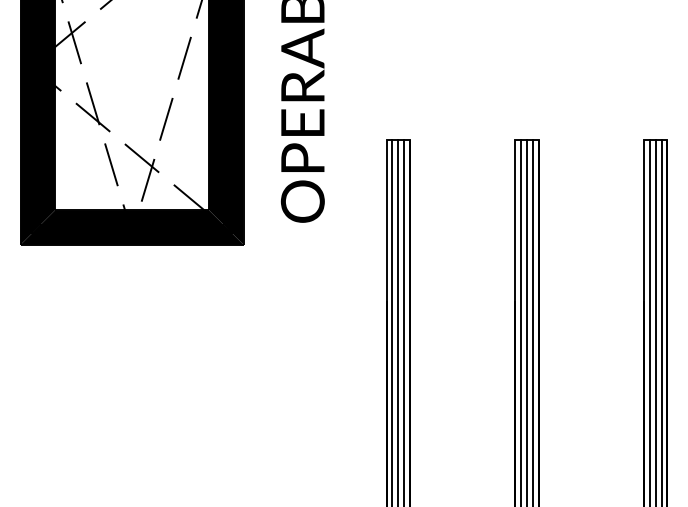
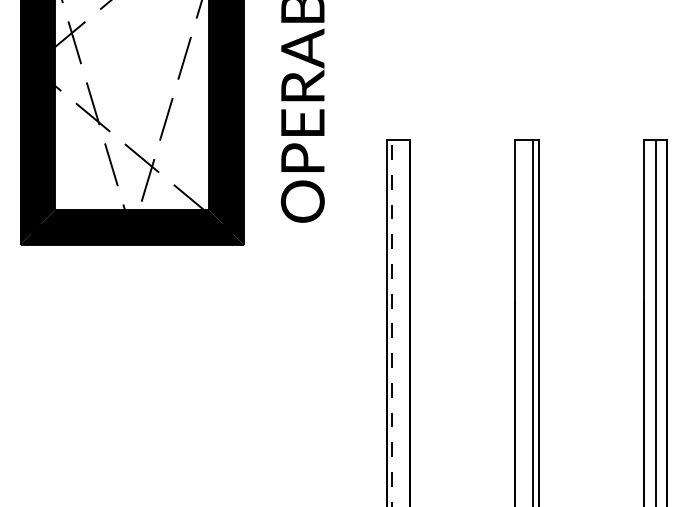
line: present -> none (398, 321)
line: present -> none (404, 321)
line: present -> none (521, 321)
line: present -> none (526, 321)
line: present -> none (649, 321)
line: present -> none (661, 321)
line: solid -> dashed (392, 322)
